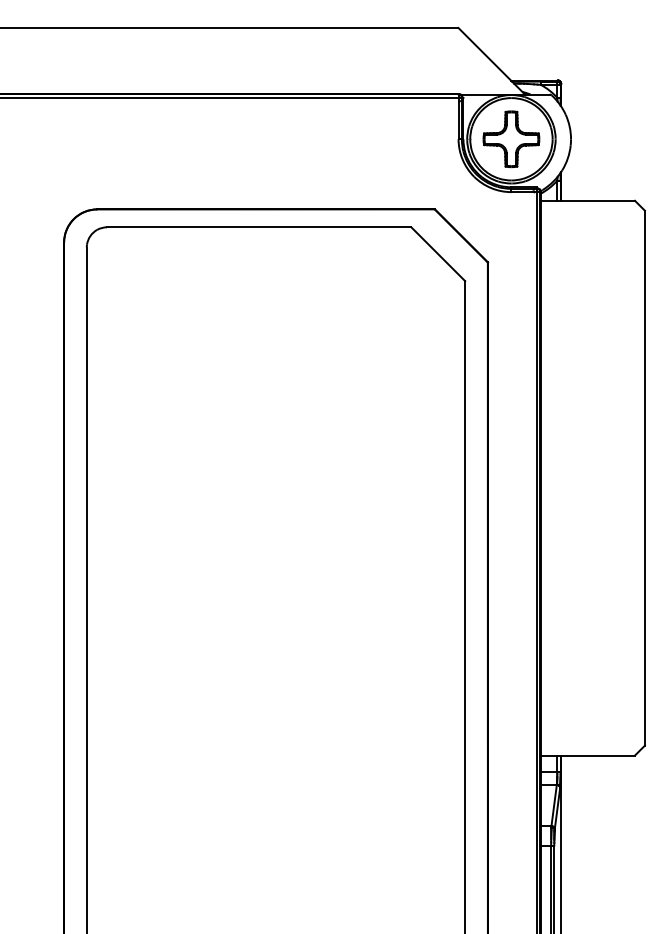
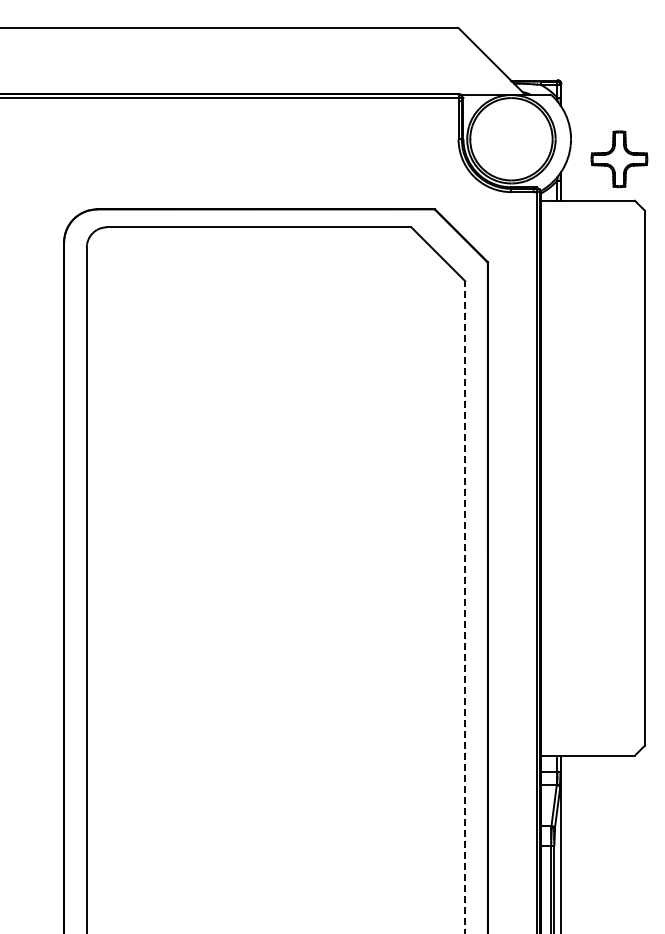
part position: (511, 139) -> (619, 159) (619, 159)
line: solid -> dashed (465, 606)
